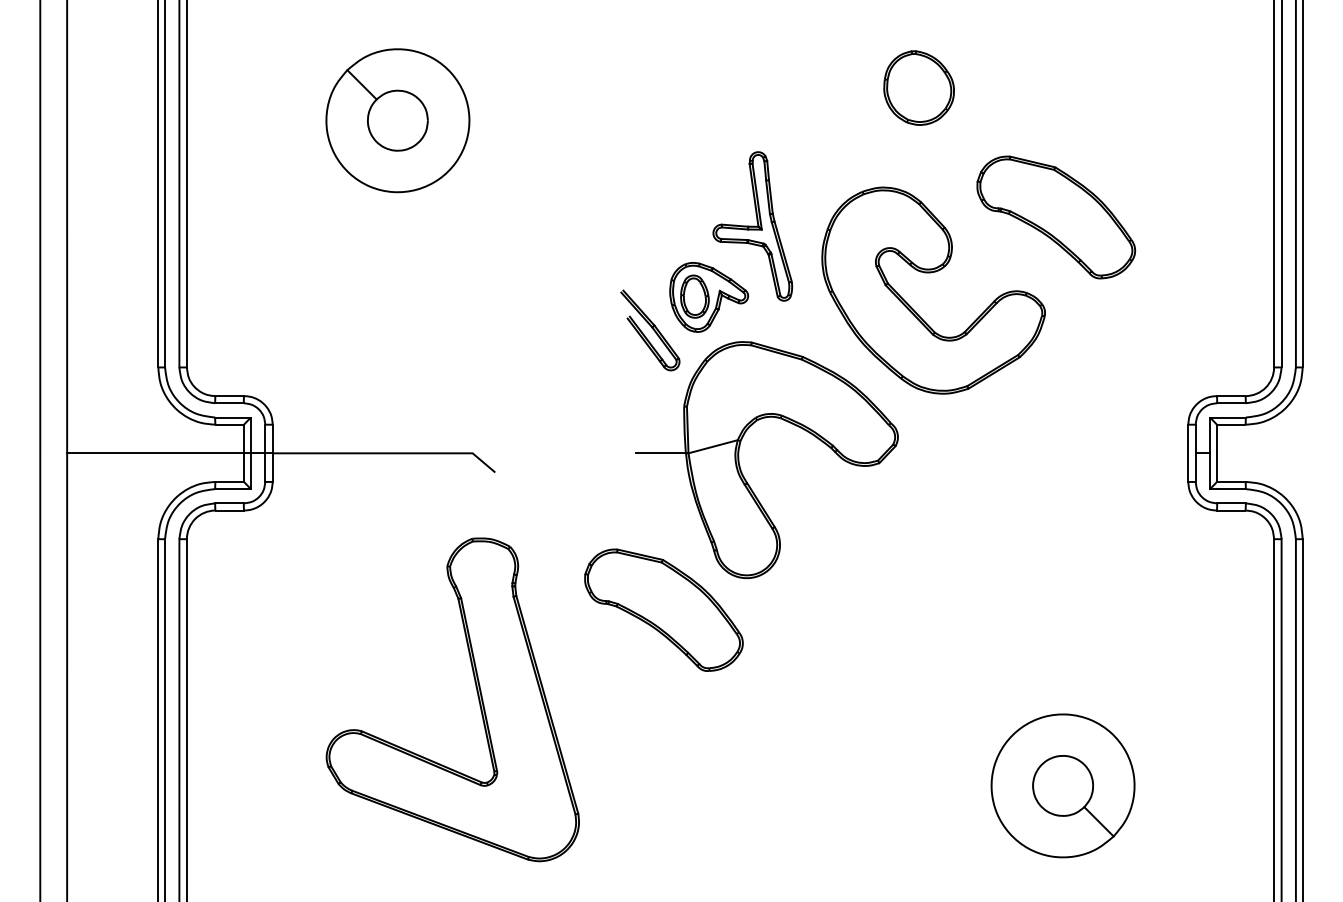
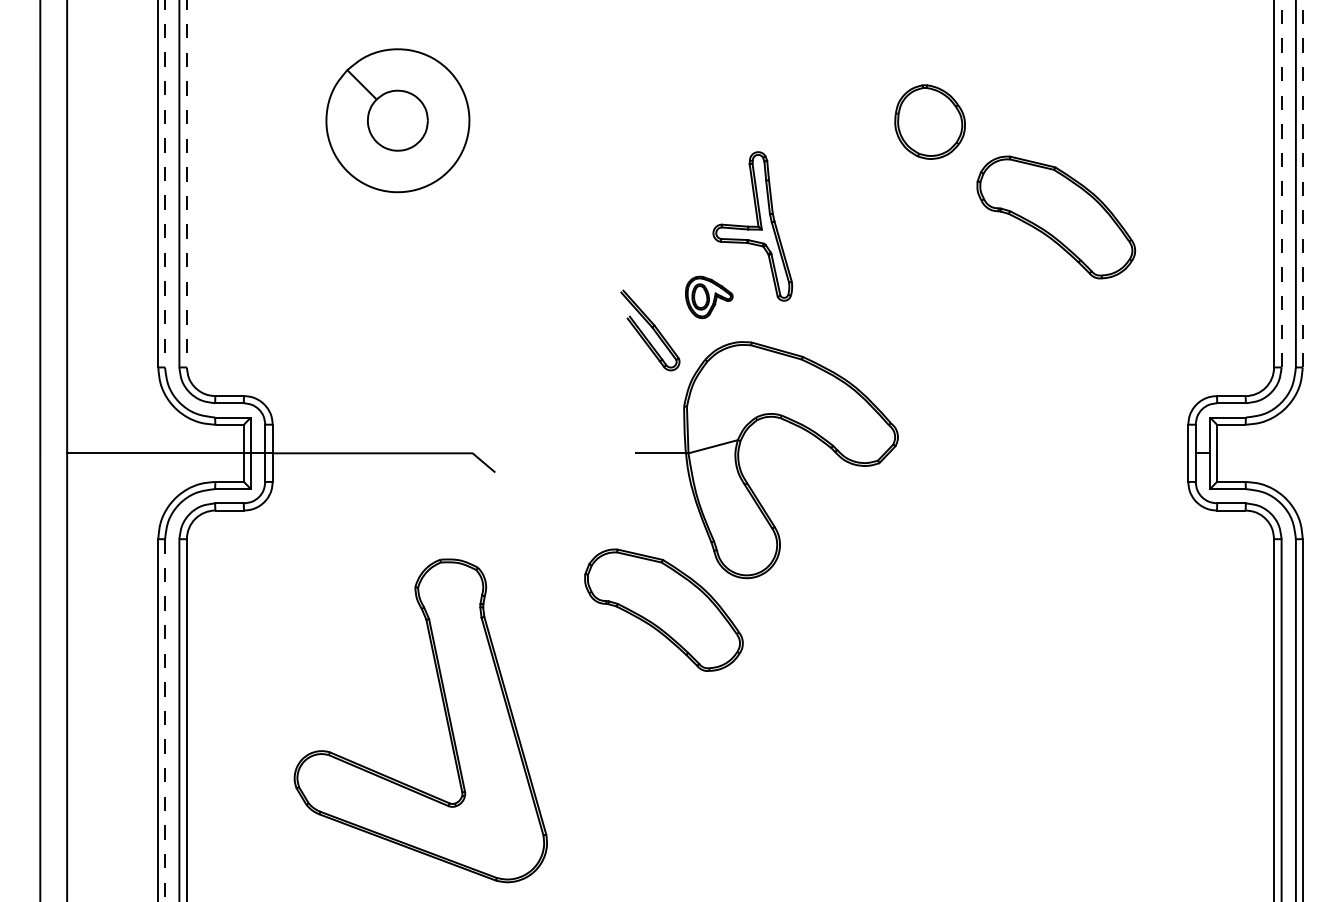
part position: (918, 87) -> (929, 121) (929, 121)
line: solid -> dashed (186, 183)
line: solid -> dashed (1281, 183)
line: solid -> dashed (1302, 183)
line: solid -> dashed (165, 184)
part: present -> none (931, 273)
part size: 81x71 px -> 49x45 px (709, 297)
part position: (477, 696) -> (445, 717) (445, 717)
line: solid -> dashed (165, 720)
part: present -> none (1062, 785)
